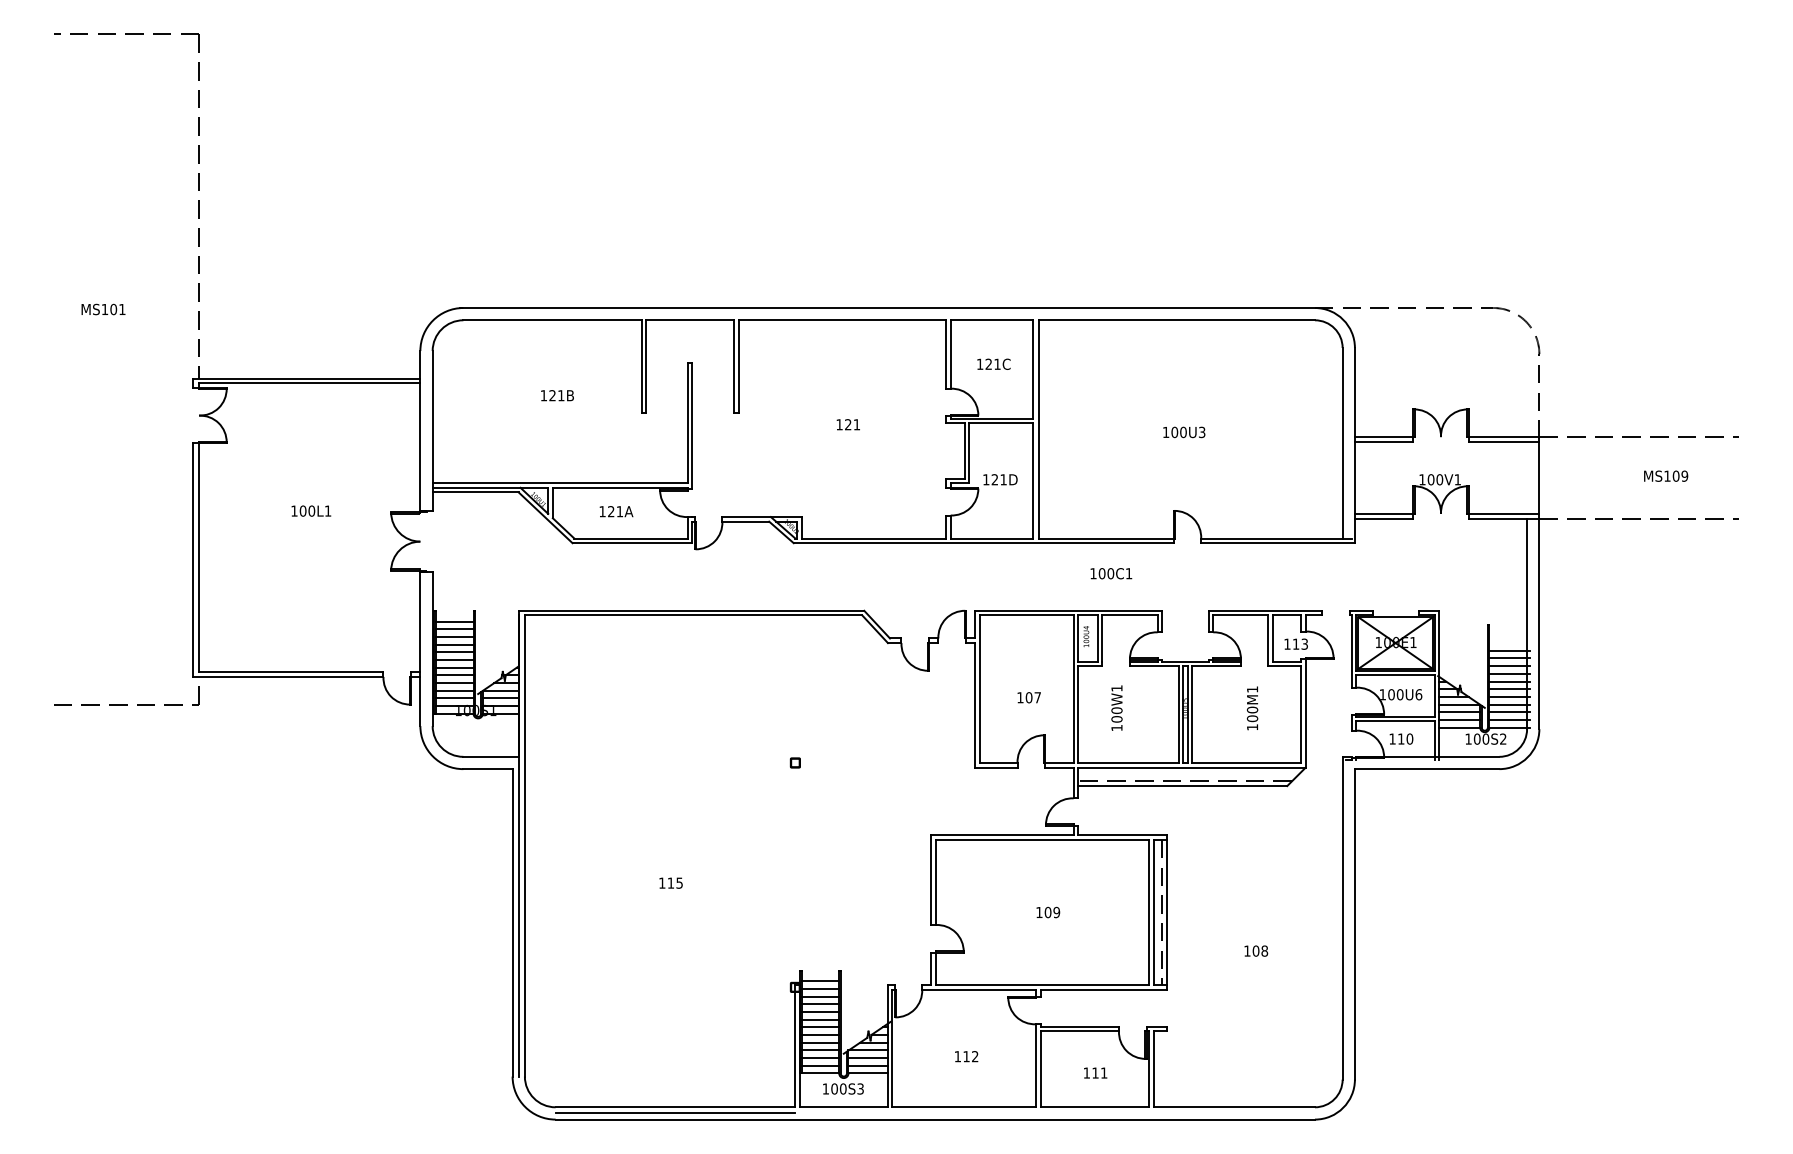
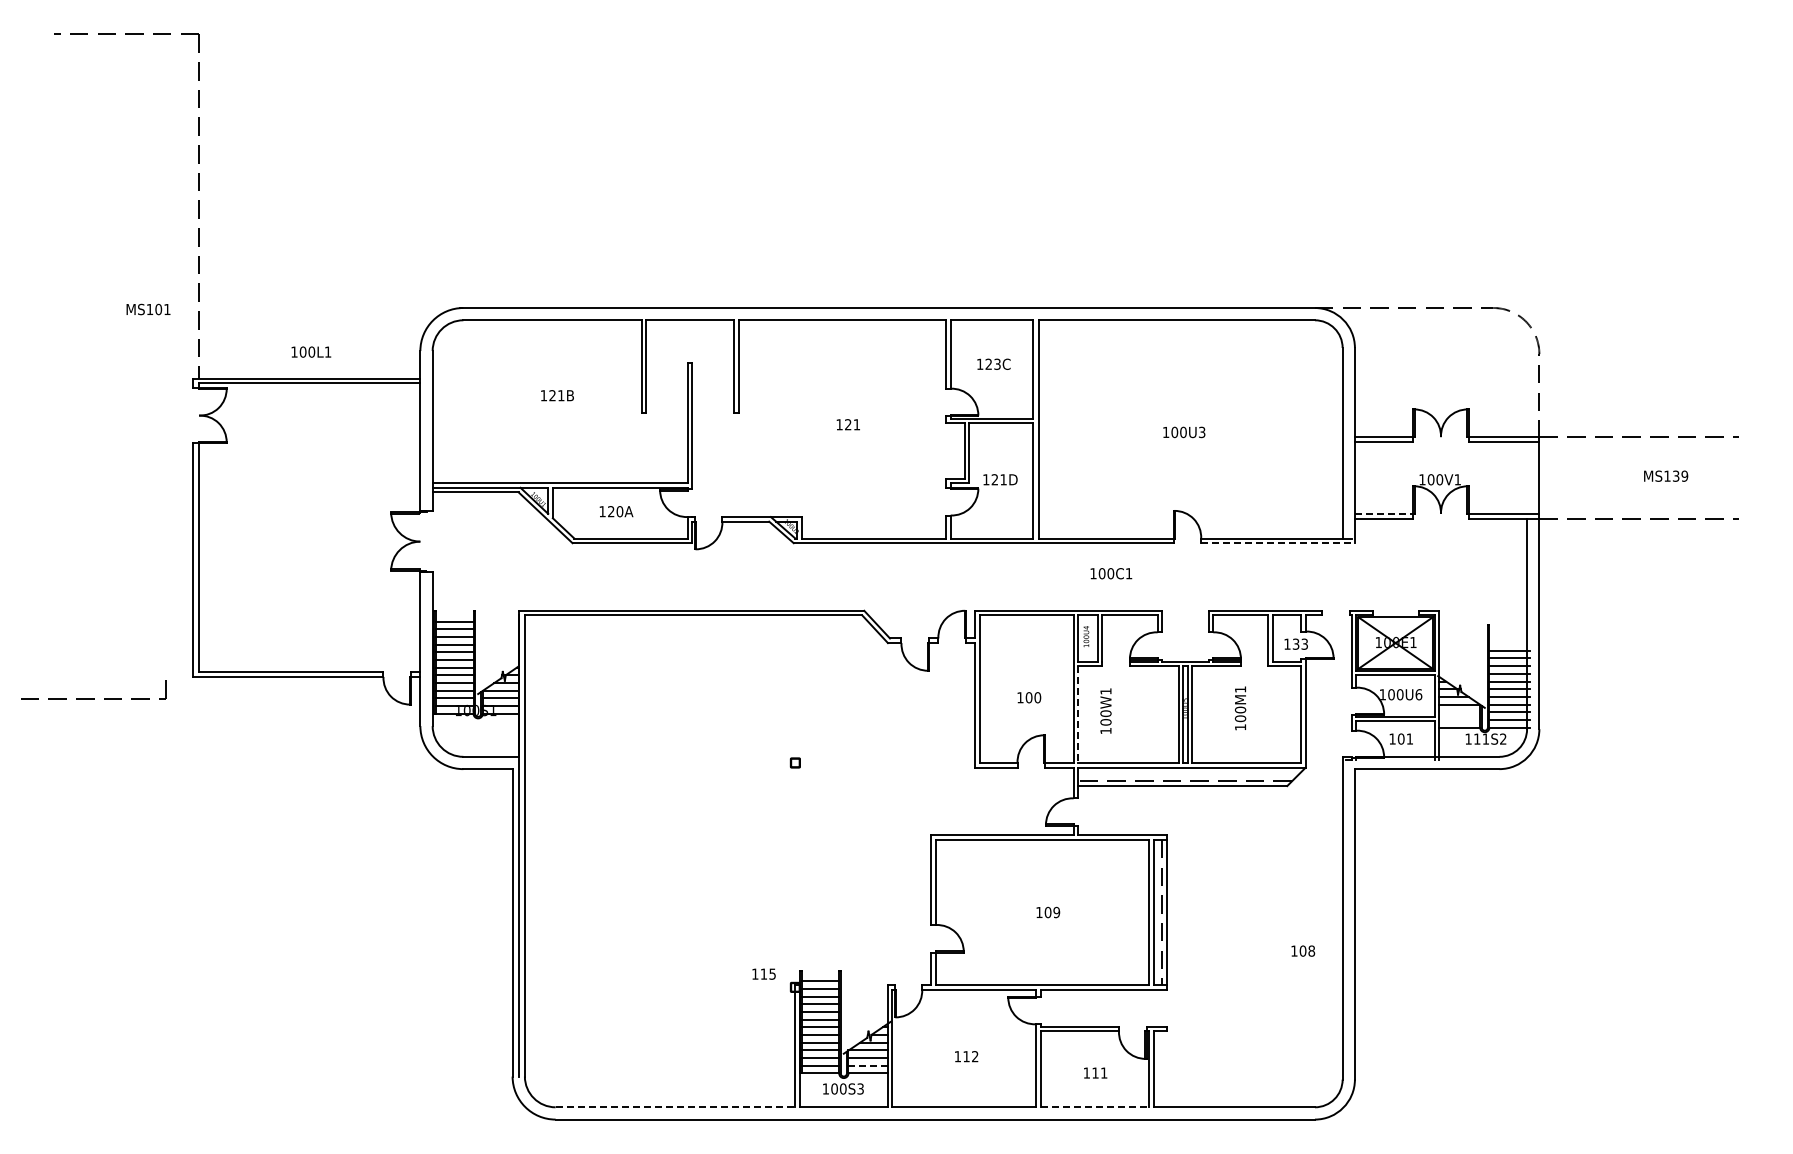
text position: (103, 309) -> (148, 309) (148, 309)
text: 121C -> 123C (997, 363)
text: MS109 -> MS139 (1675, 475)
text position: (311, 510) -> (311, 351) (311, 351)
text: 121A -> 120A (619, 511)
line: solid -> dashed (1384, 513)
line: solid -> dashed (1278, 543)
text: 113 -> 133 (1295, 643)
text: 107 -> 100 (1037, 697)
part position: (126, 704) -> (93, 698) (93, 698)
text position: (1116, 707) -> (1105, 710) (1105, 710)
text position: (1252, 708) -> (1240, 708) (1240, 708)
line: present -> none (1459, 712)
line: solid -> dashed (1078, 715)
line: present -> none (1459, 719)
text: 110 -> 101 (1405, 738)
text: 100S2 -> 111S2 (1481, 738)
text position: (670, 882) -> (763, 973) (763, 973)
text position: (1256, 950) -> (1303, 950) (1303, 950)
line: solid -> dashed (868, 1065)
line: solid -> dashed (675, 1107)
line: solid -> dashed (1095, 1107)
line: present -> none (675, 1113)
